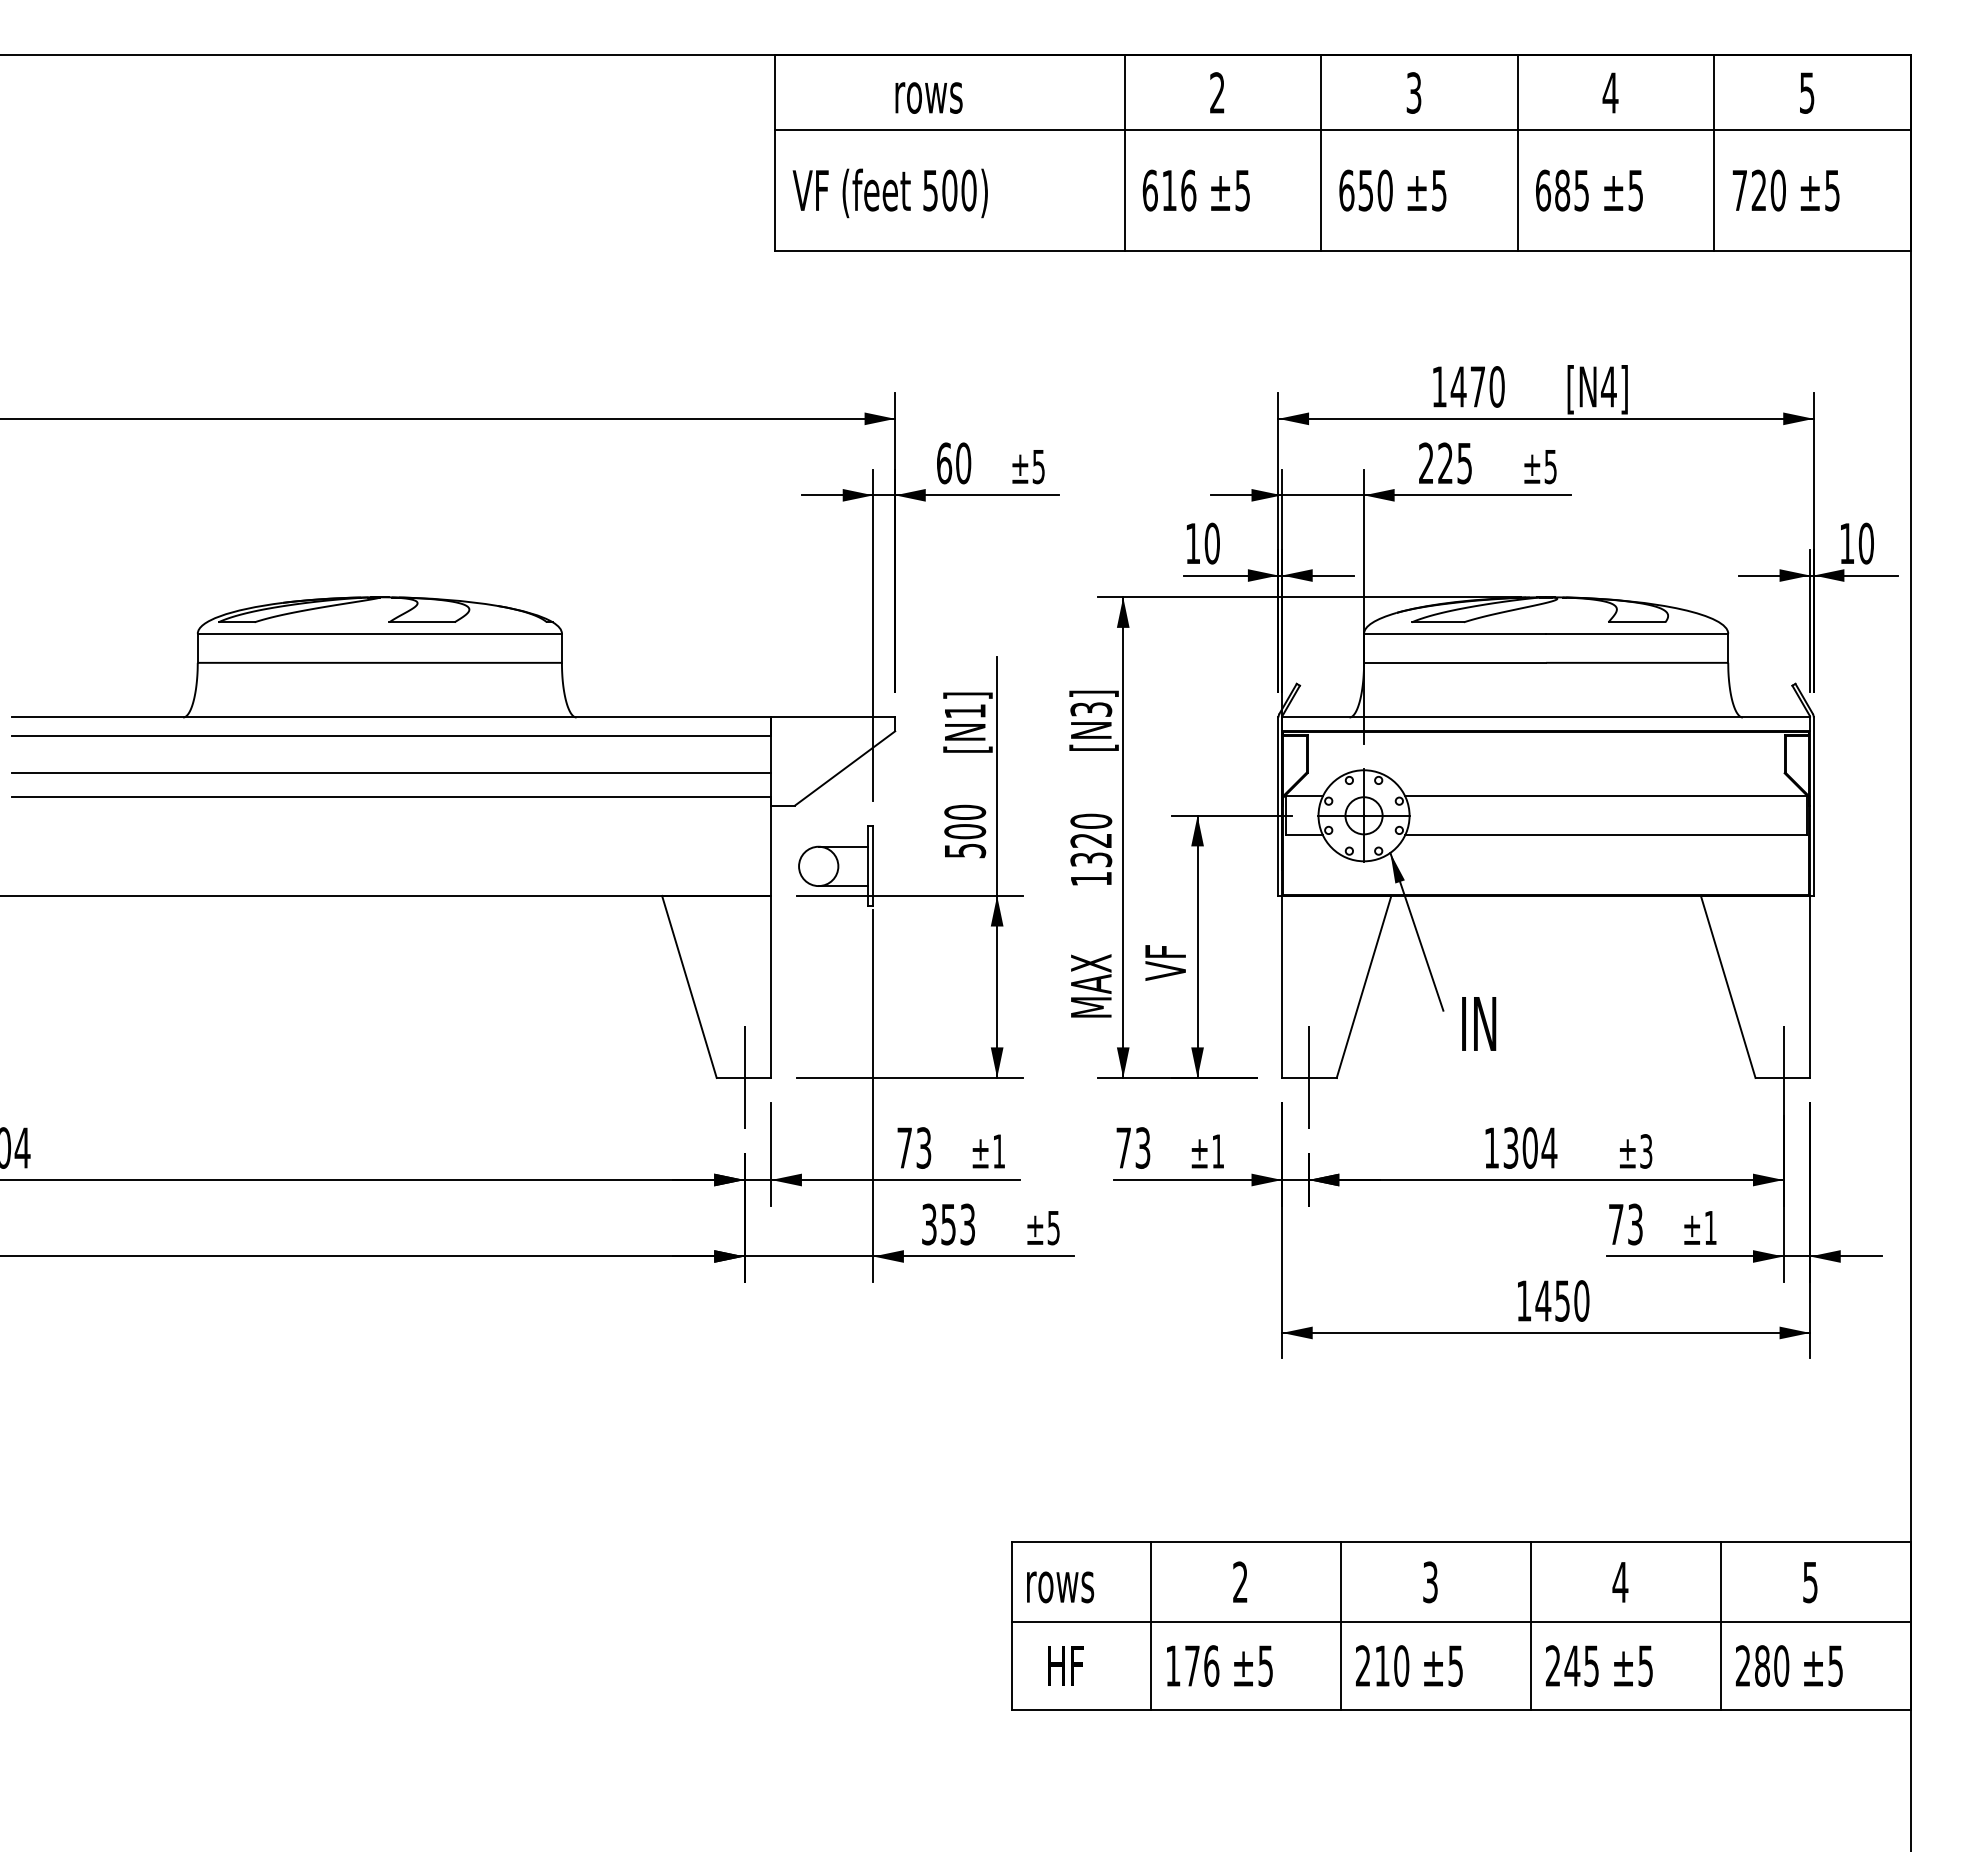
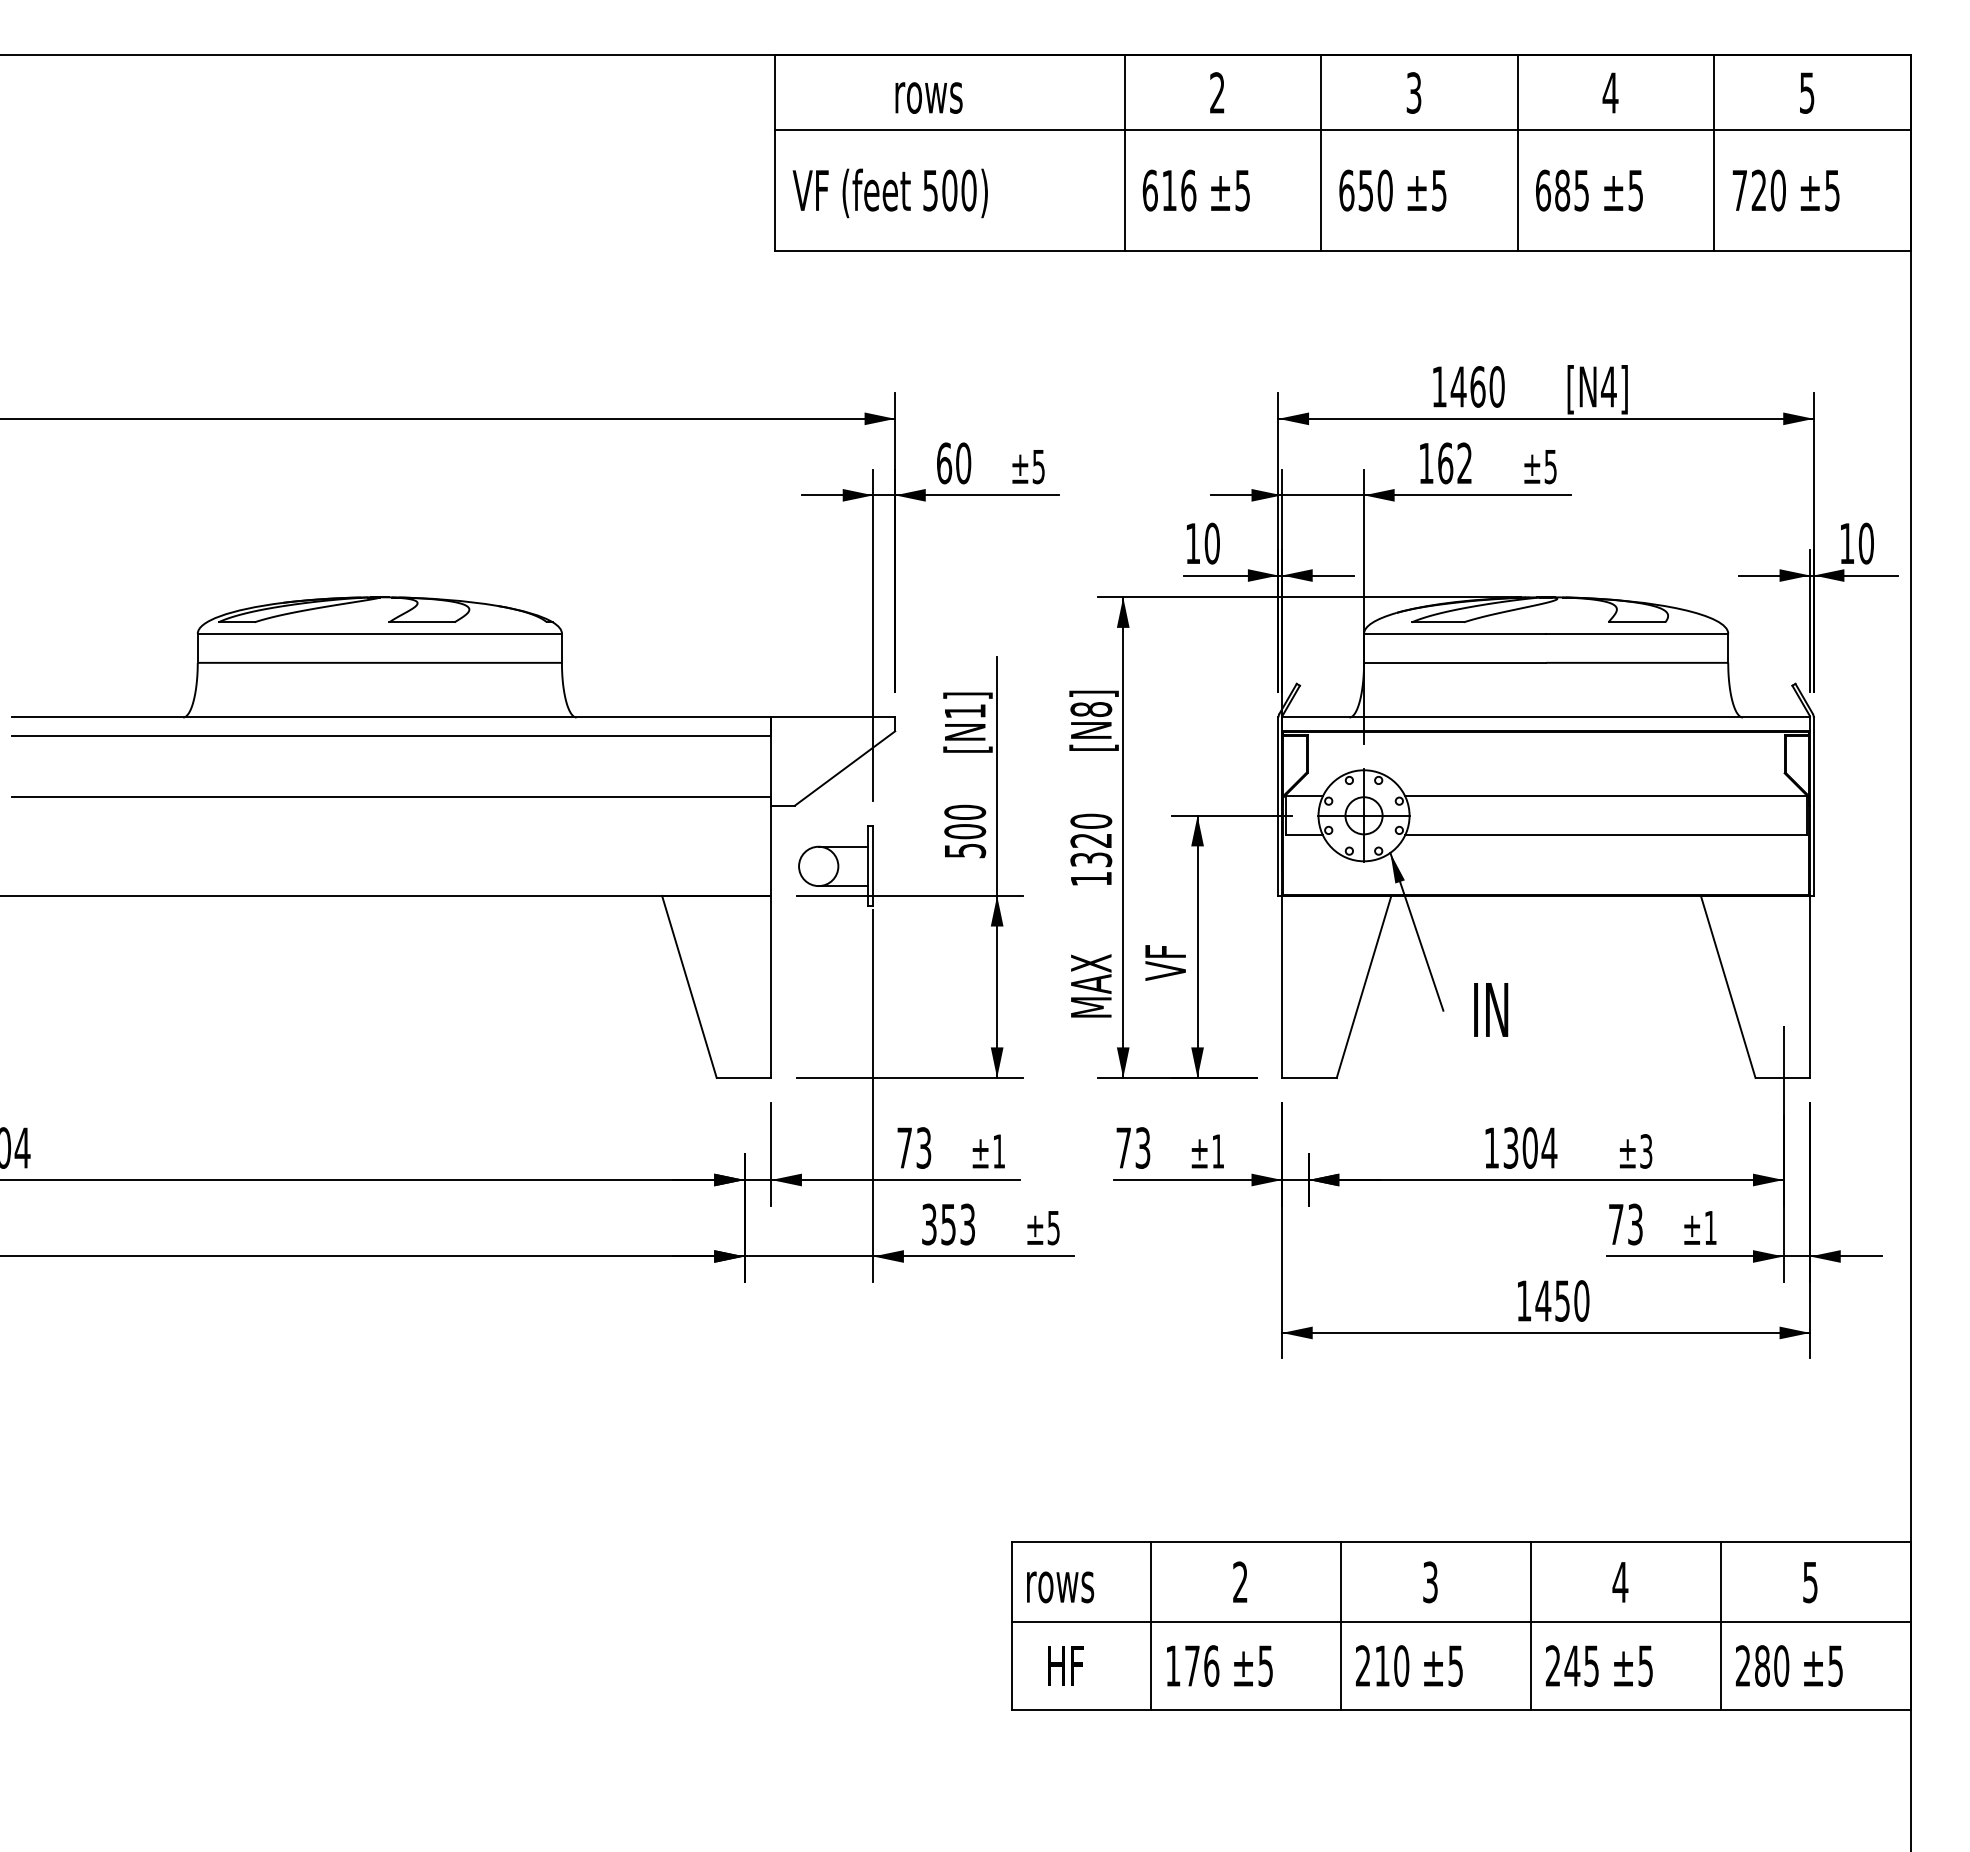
text: 1470 -> 1460 (1477, 386)
text: 225 -> 162 (1445, 463)
text: [N3] -> [N8] (1091, 709)
line: present -> none (391, 772)
text position: (1479, 1023) -> (1491, 1009) (1491, 1009)
line: present -> none (744, 1077)
line: present -> none (1308, 1077)
